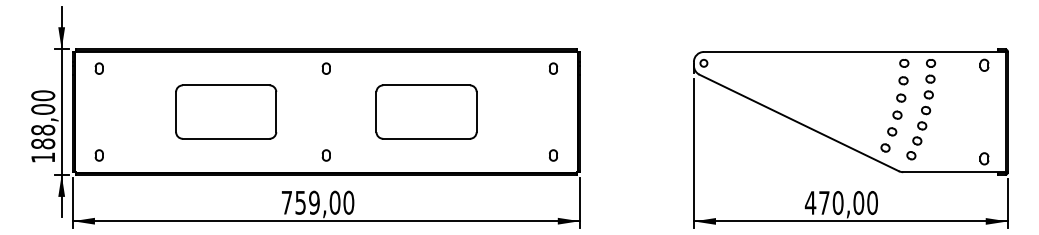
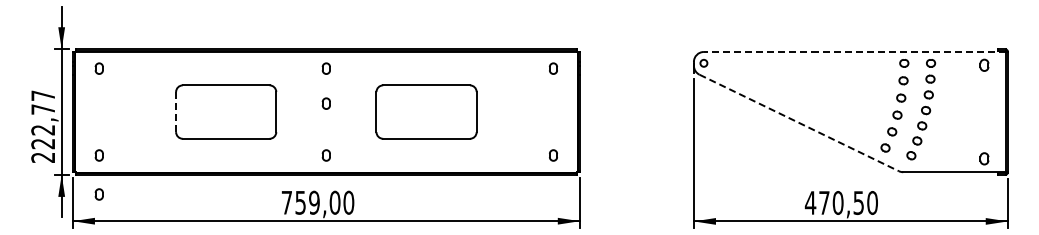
line: solid -> dashed (854, 51)
part: none -> present (325, 103)
line: solid -> dashed (176, 112)
line: solid -> dashed (799, 122)
text: 188,00 -> 222,77 (43, 126)
part: none -> present (98, 194)
text: 470,00 -> 470,50 (858, 203)
